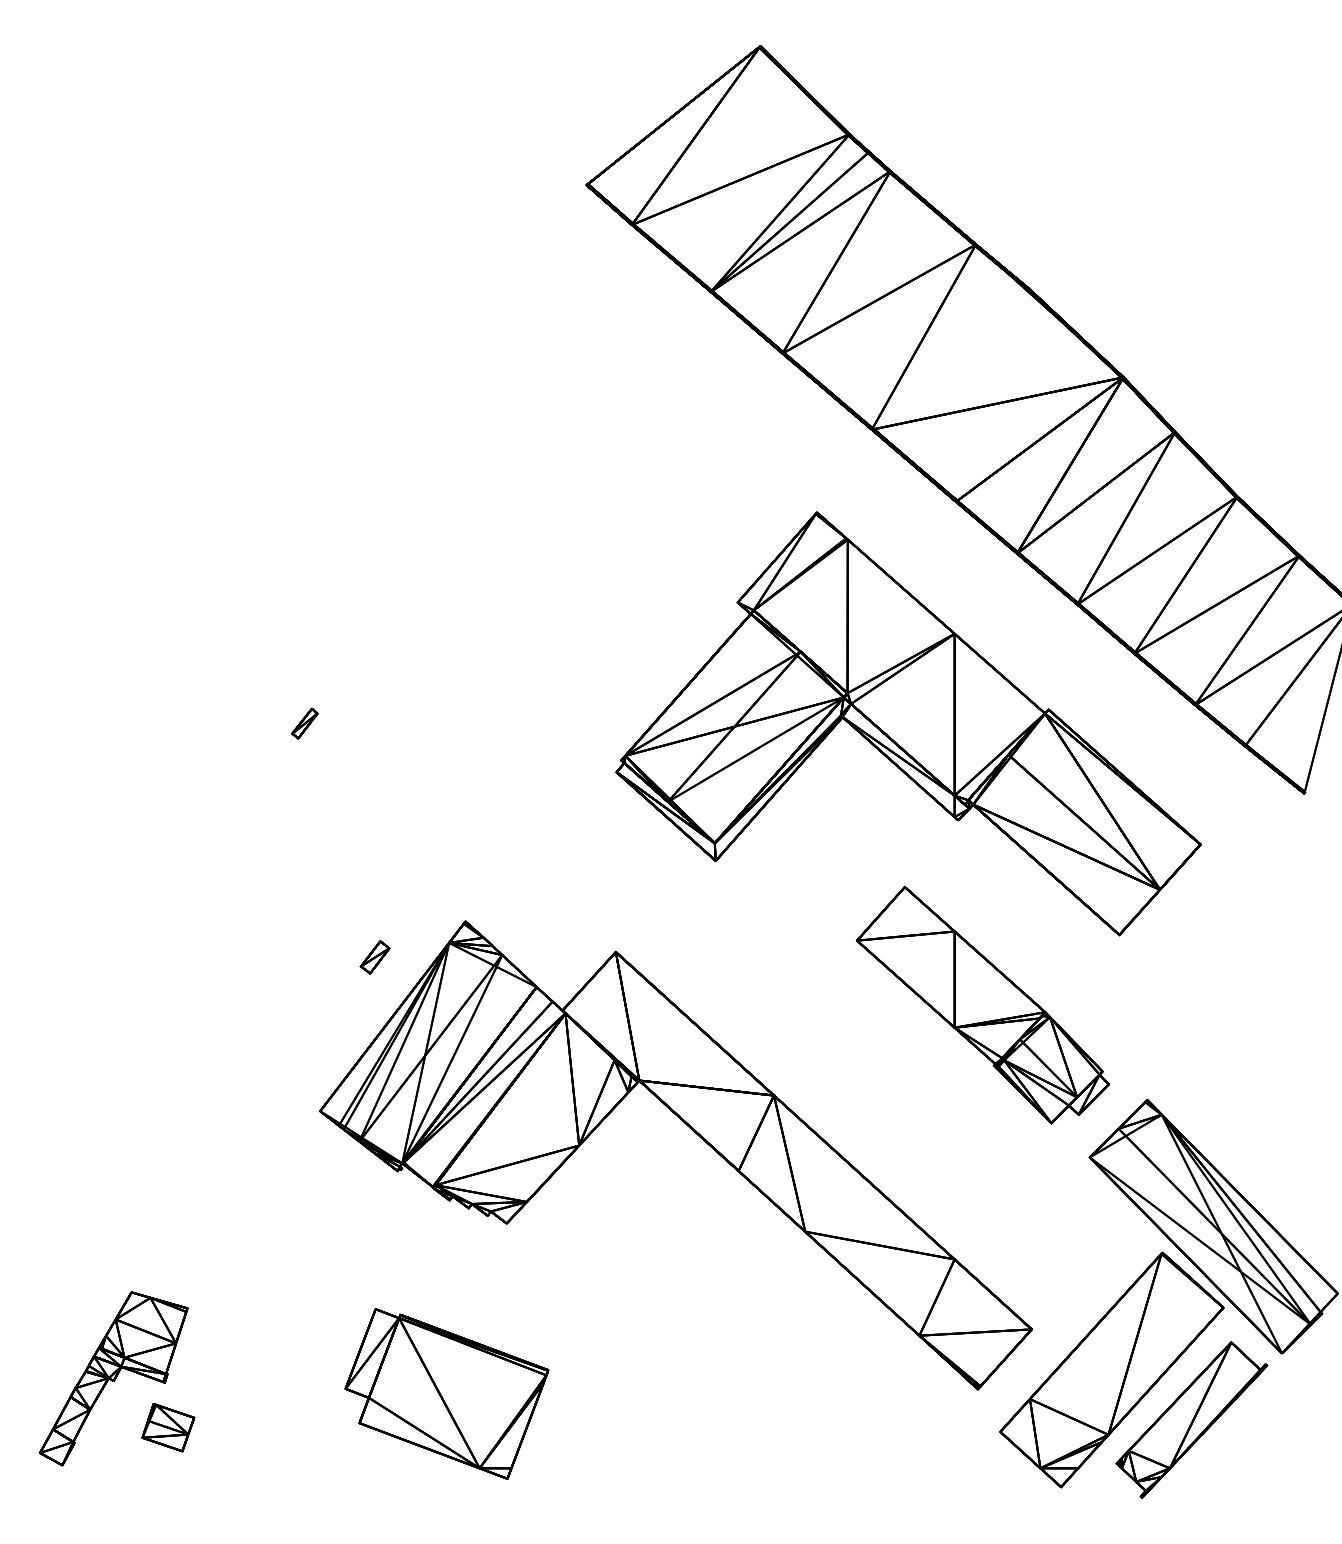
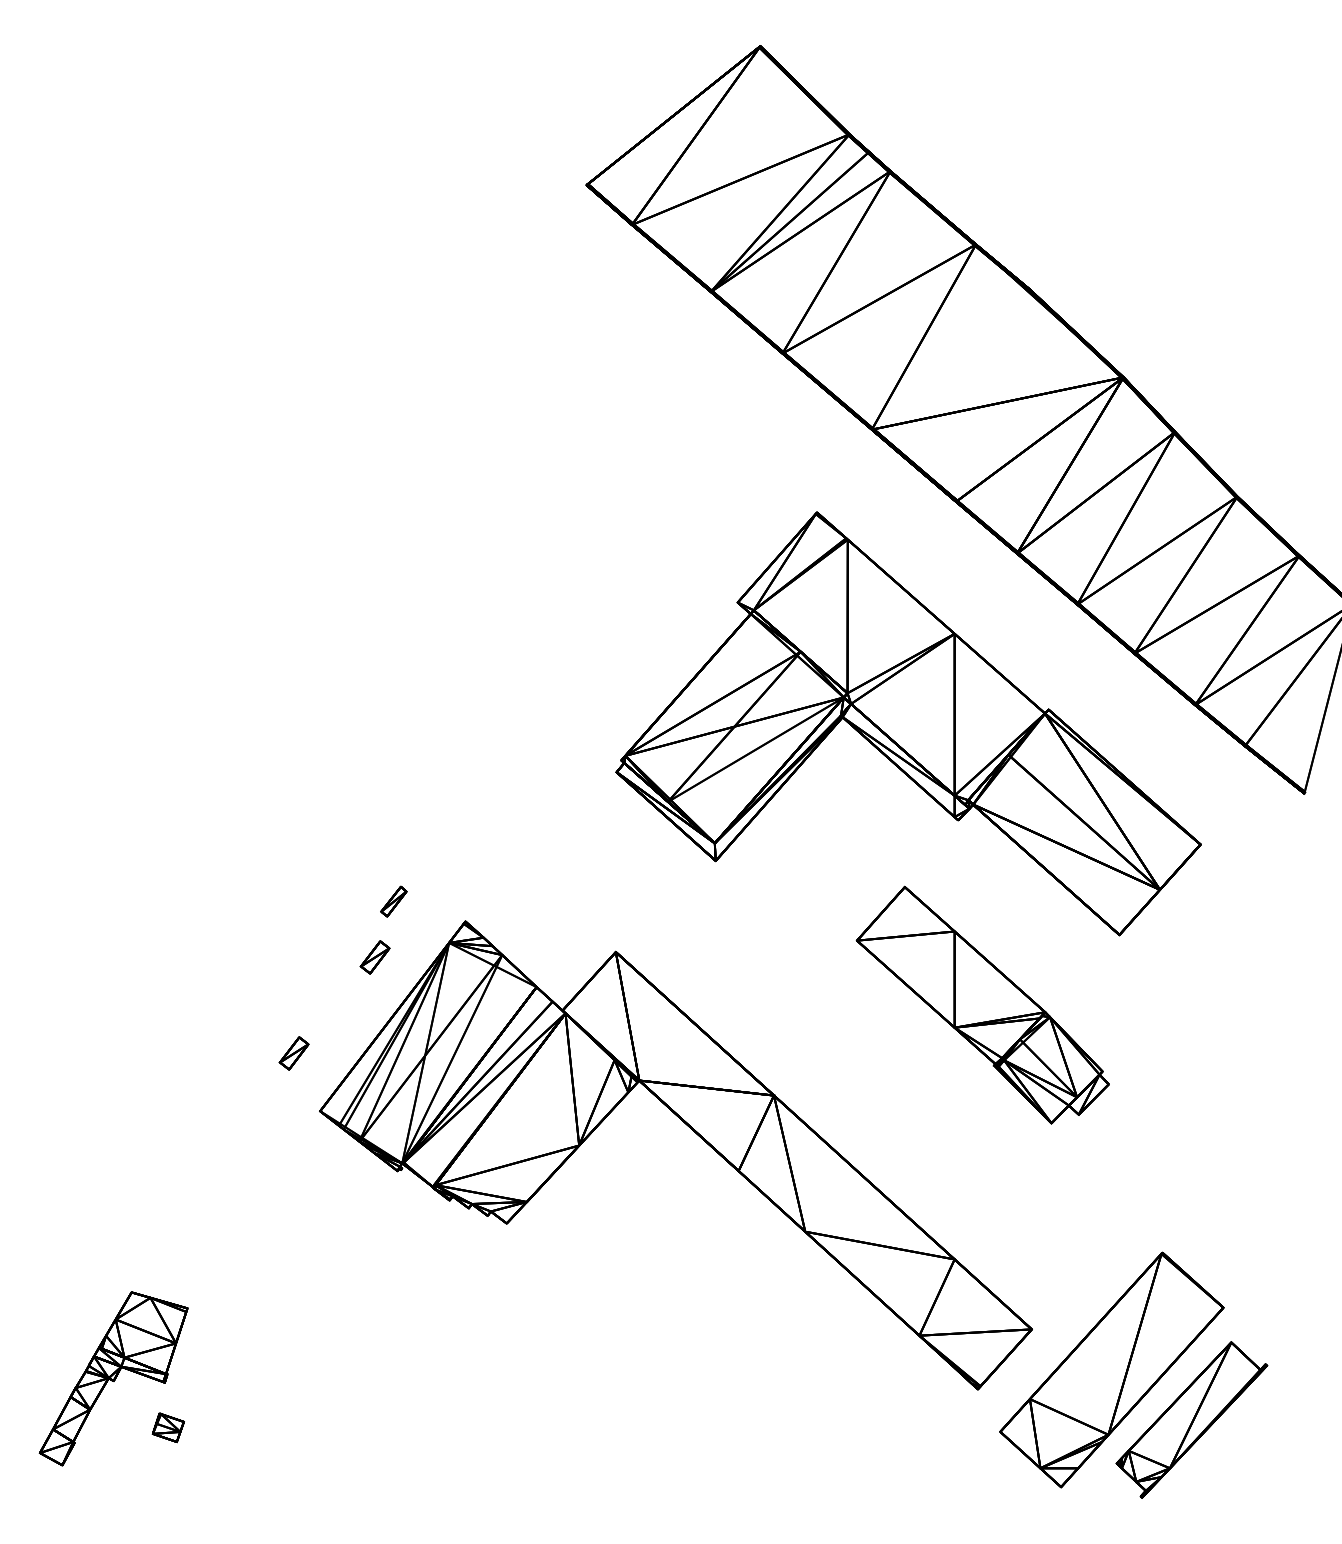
part position: (304, 723) -> (393, 901) (393, 901)
part: none -> present (293, 1053)
part: present -> none (1213, 1226)
part: present -> none (446, 1393)
part size: 55x50 px -> 34x32 px (167, 1427)
